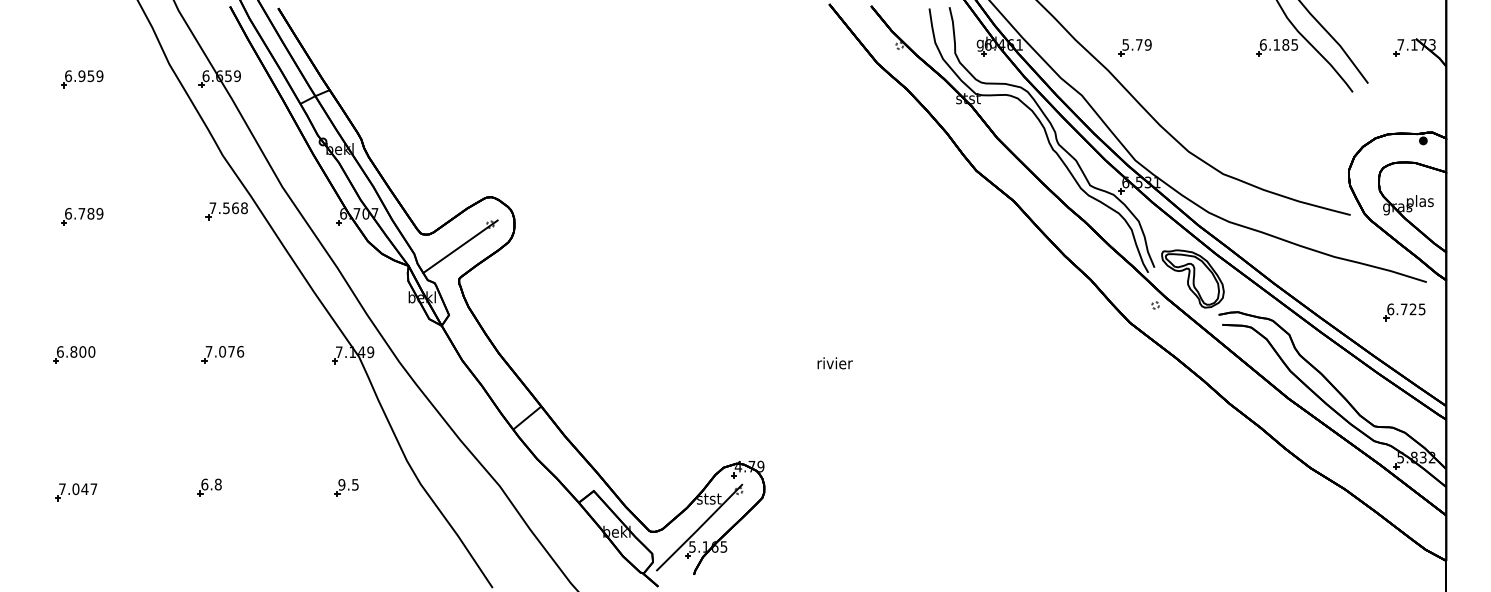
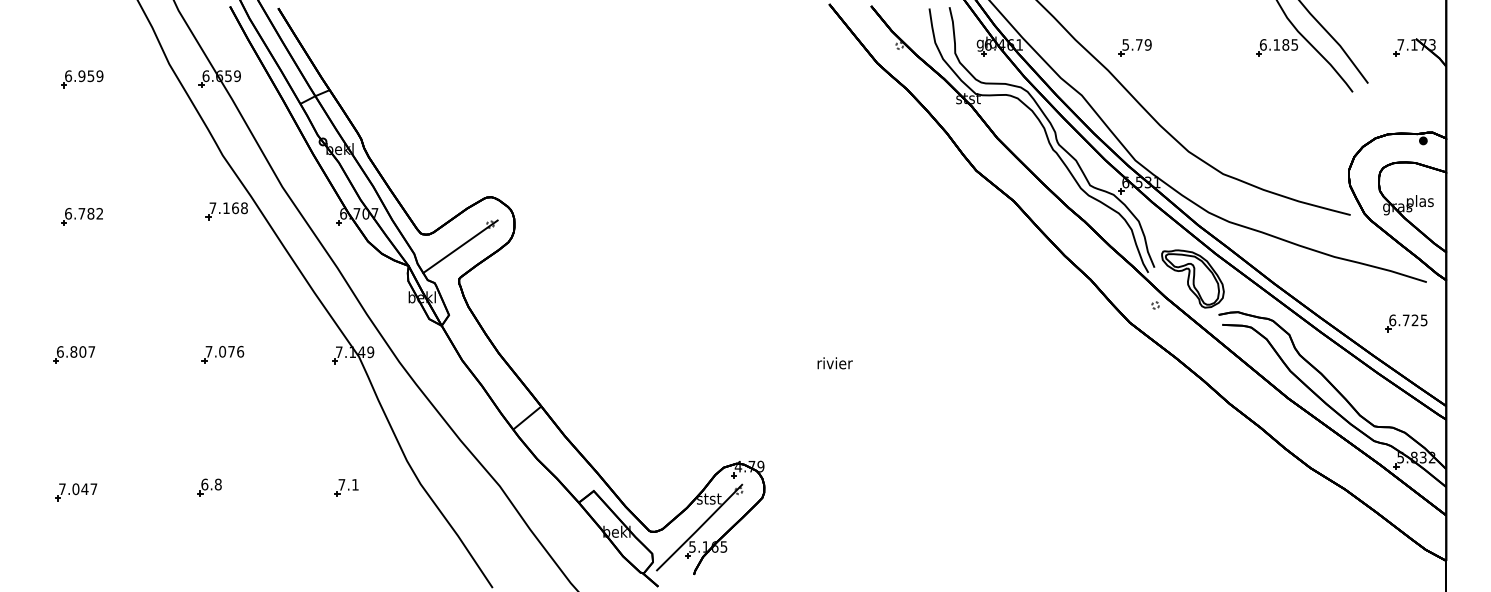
text: 7.568 -> 7.168 (226, 208)
text: 6.789 -> 6.782 (99, 213)
part position: (1404, 312) -> (1406, 323) (1406, 323)
text: 6.800 -> 6.807 (91, 351)
text: 9.5 -> 7.1 (348, 484)
